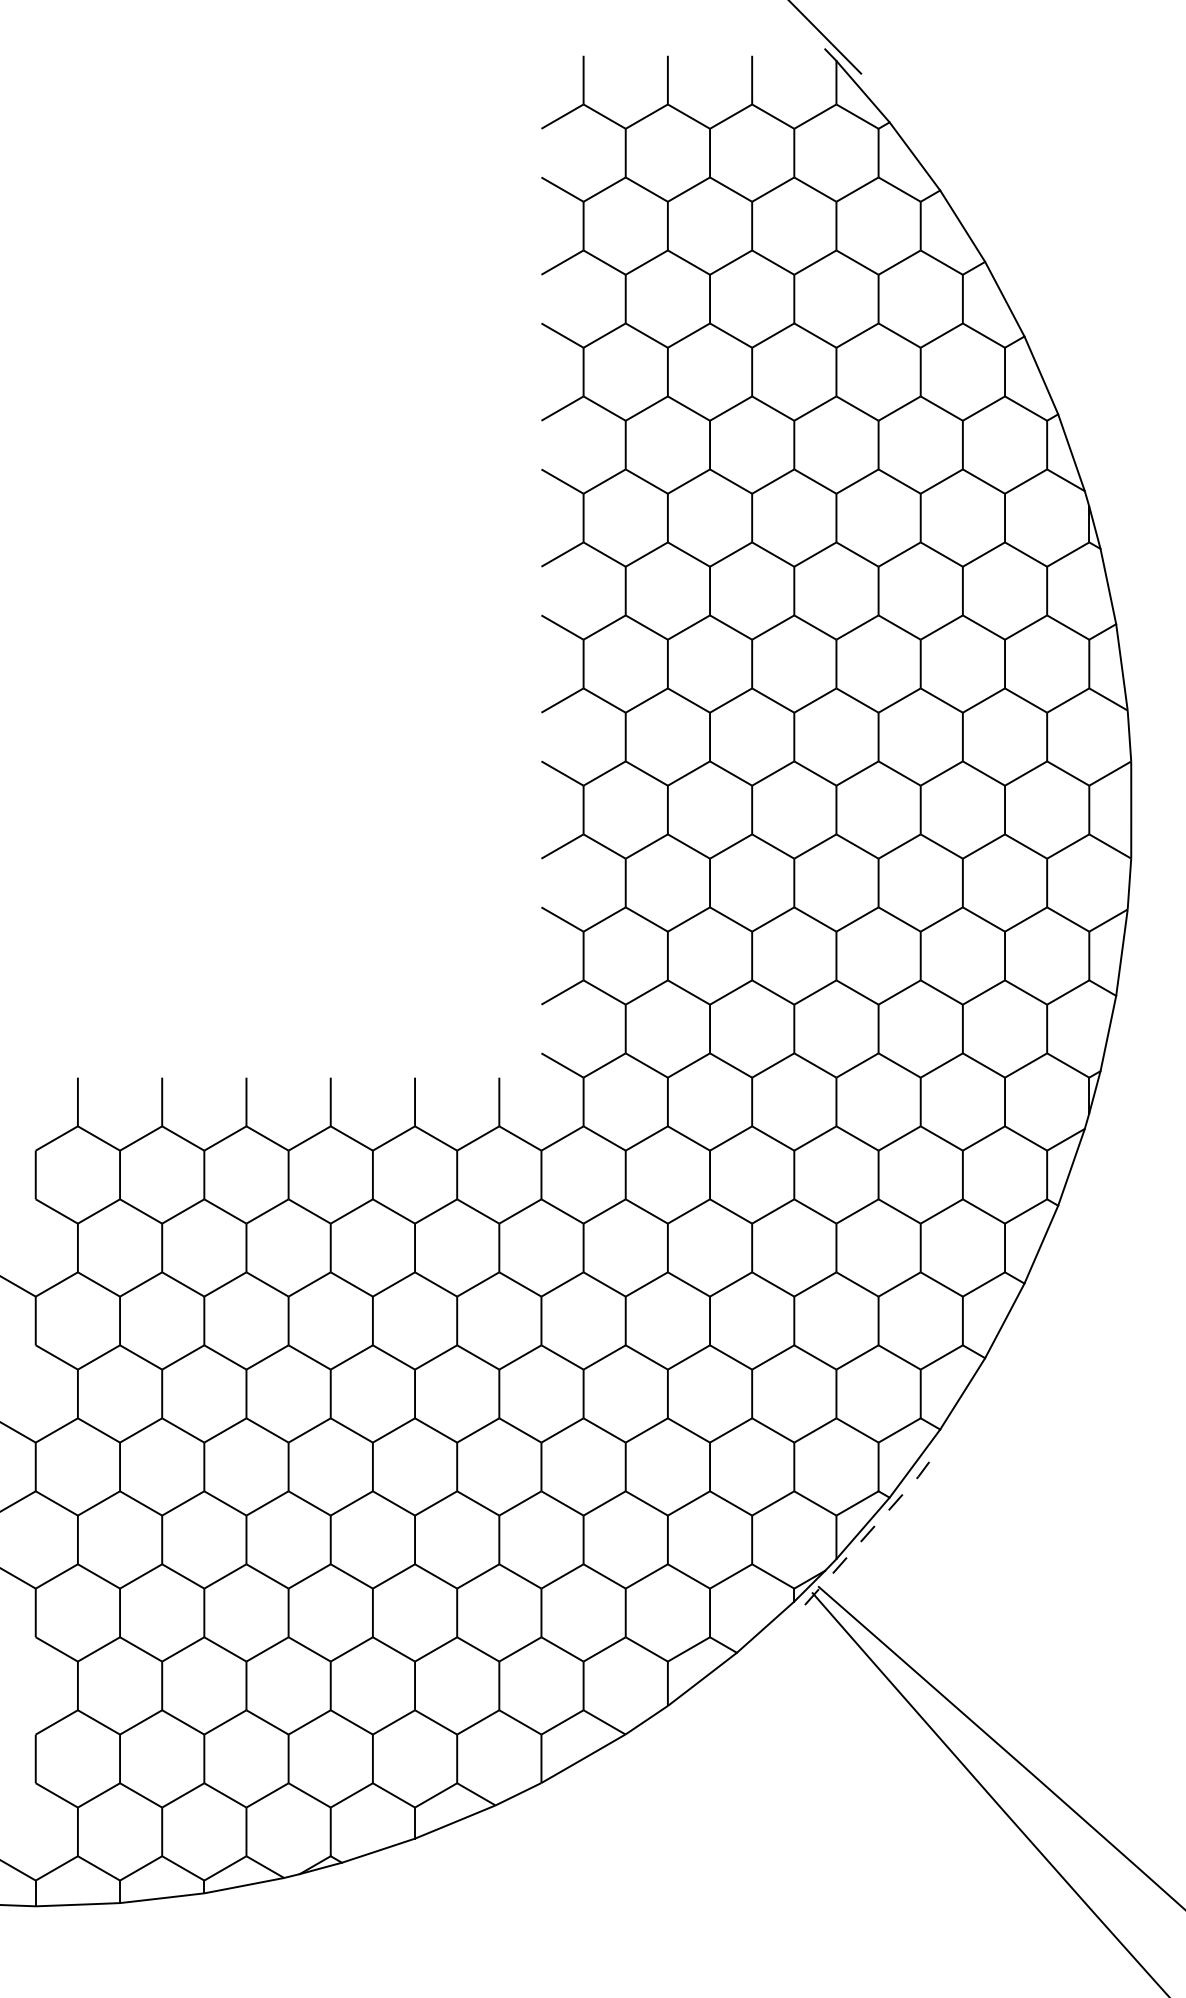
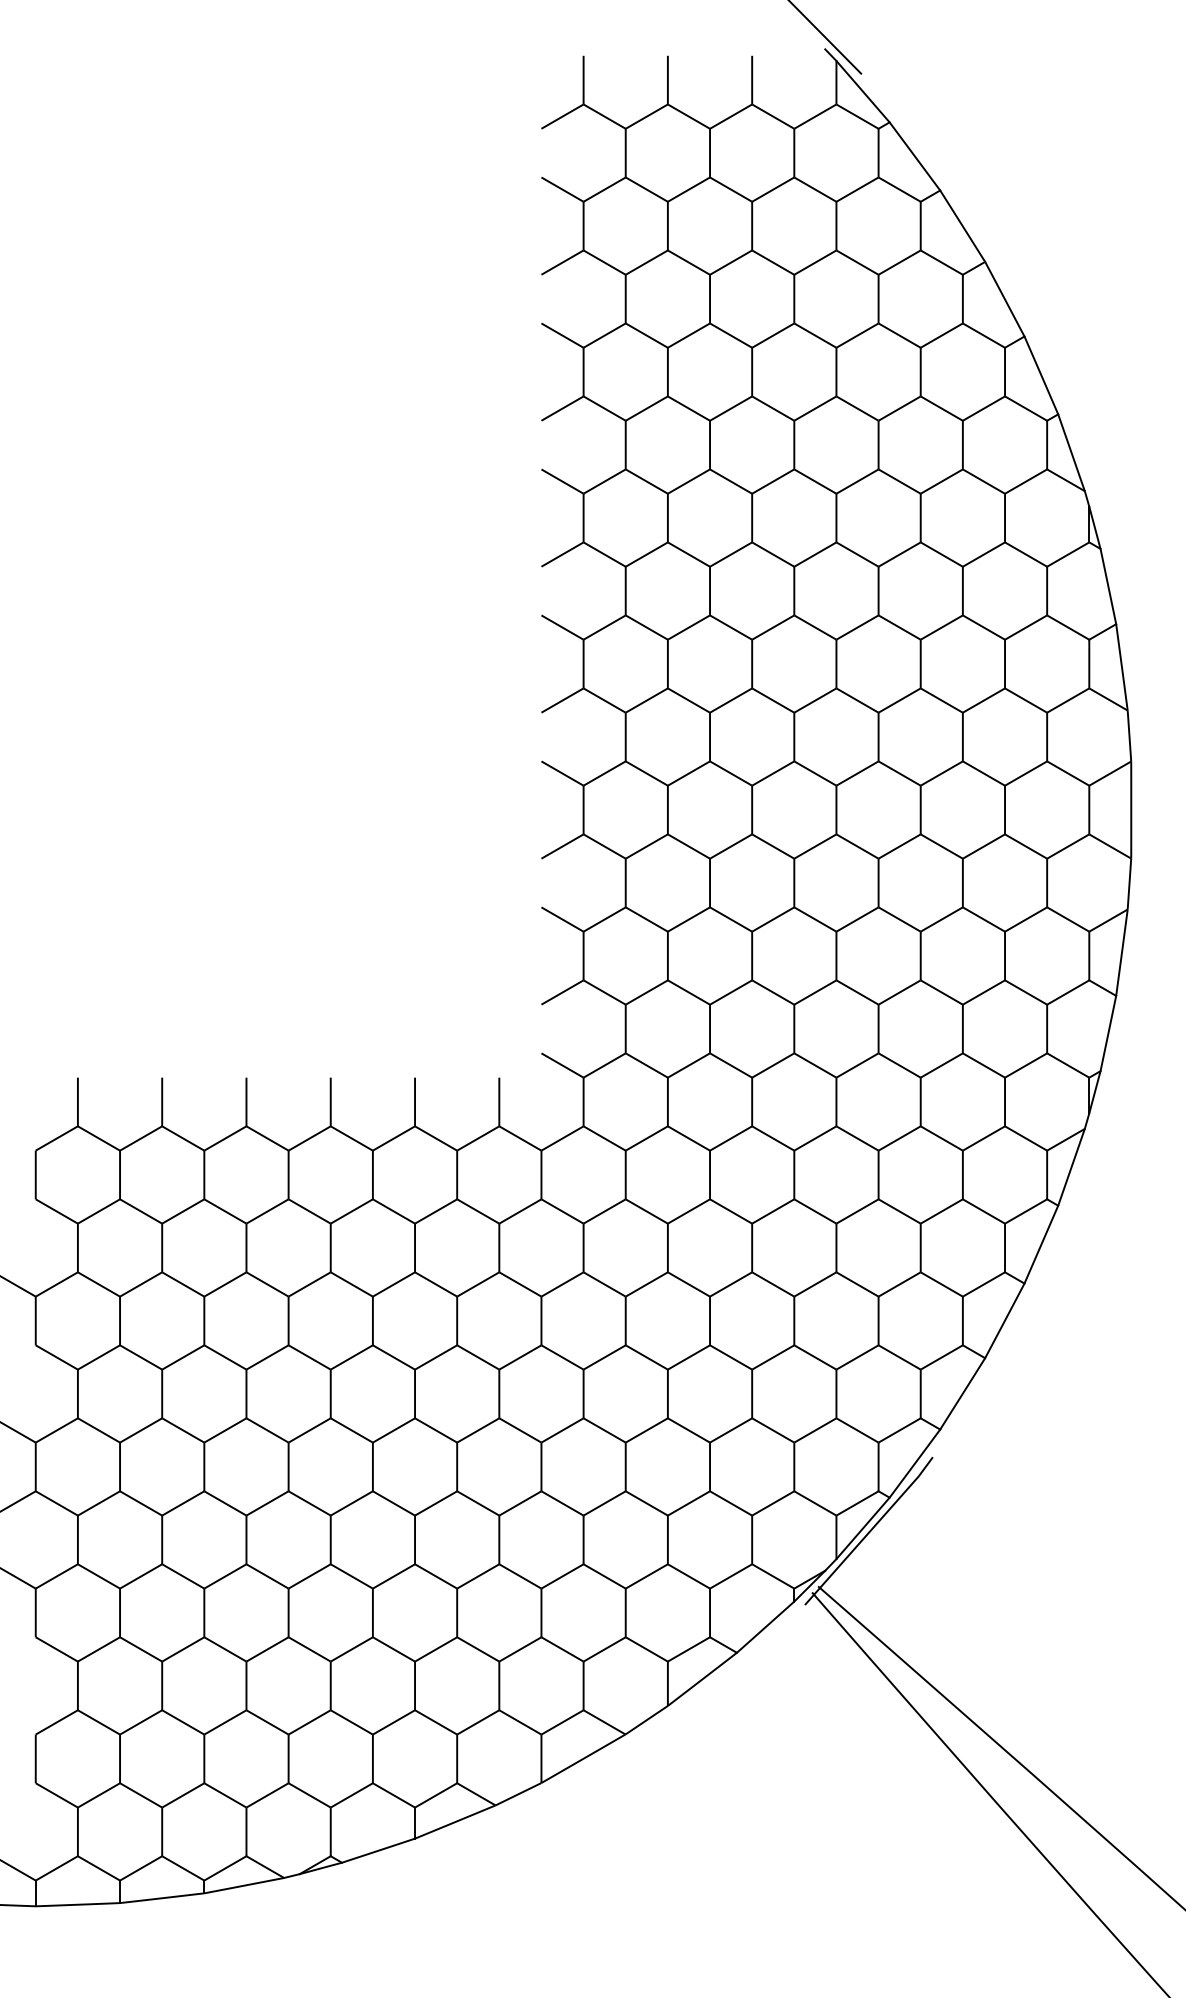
line: dashed -> solid (870, 1531)
